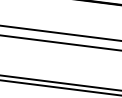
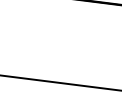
line: present -> none (60, 32)
line: present -> none (60, 42)
line: present -> none (59, 87)
